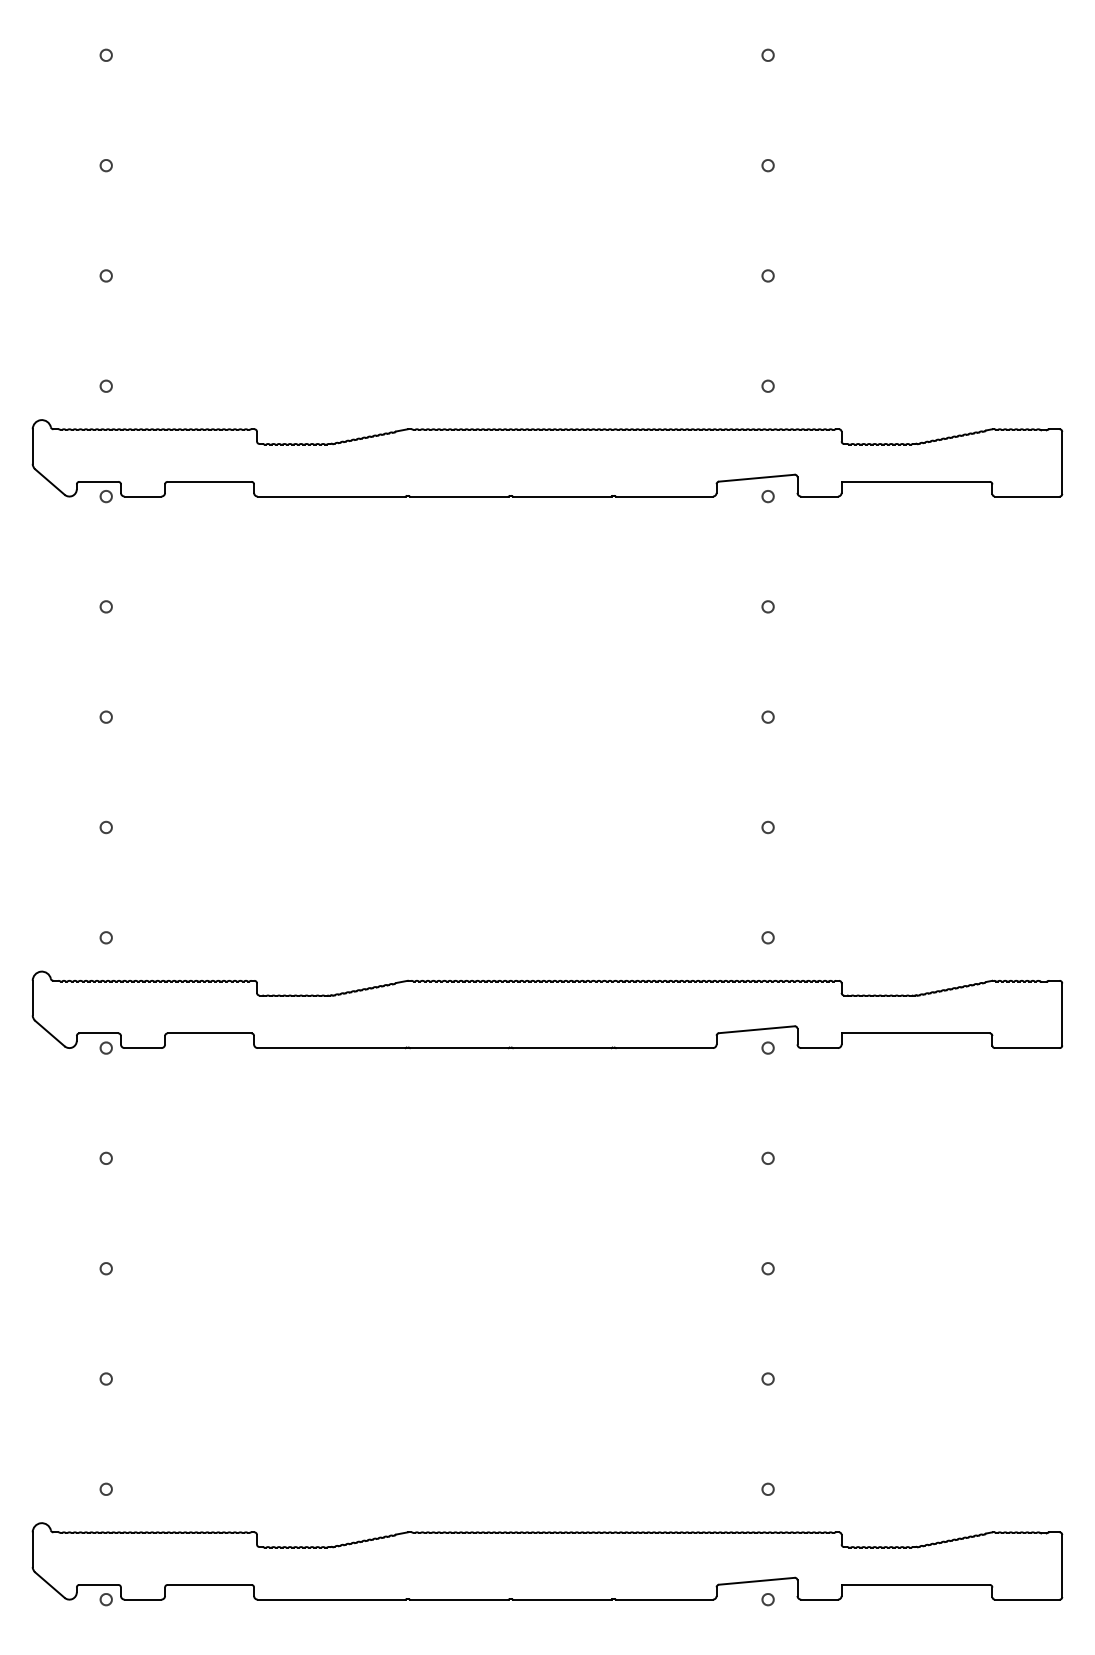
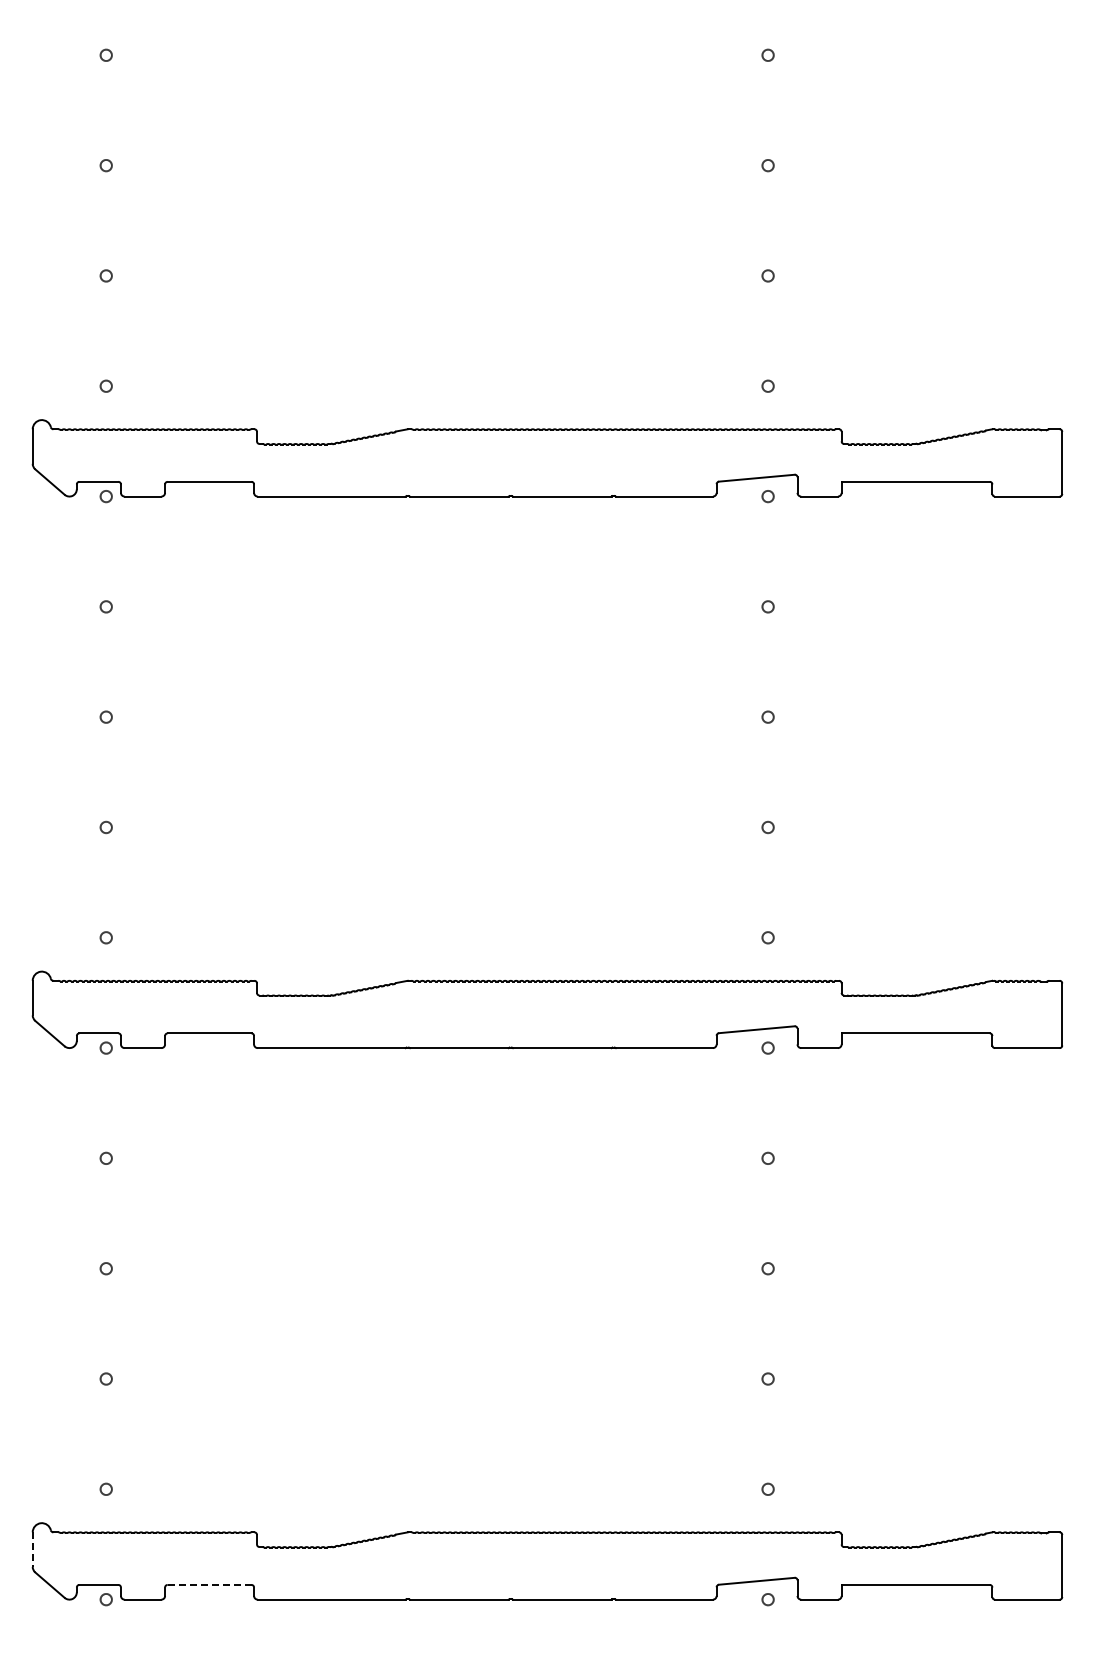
line: solid -> dashed (32, 1550)
line: solid -> dashed (209, 1584)
